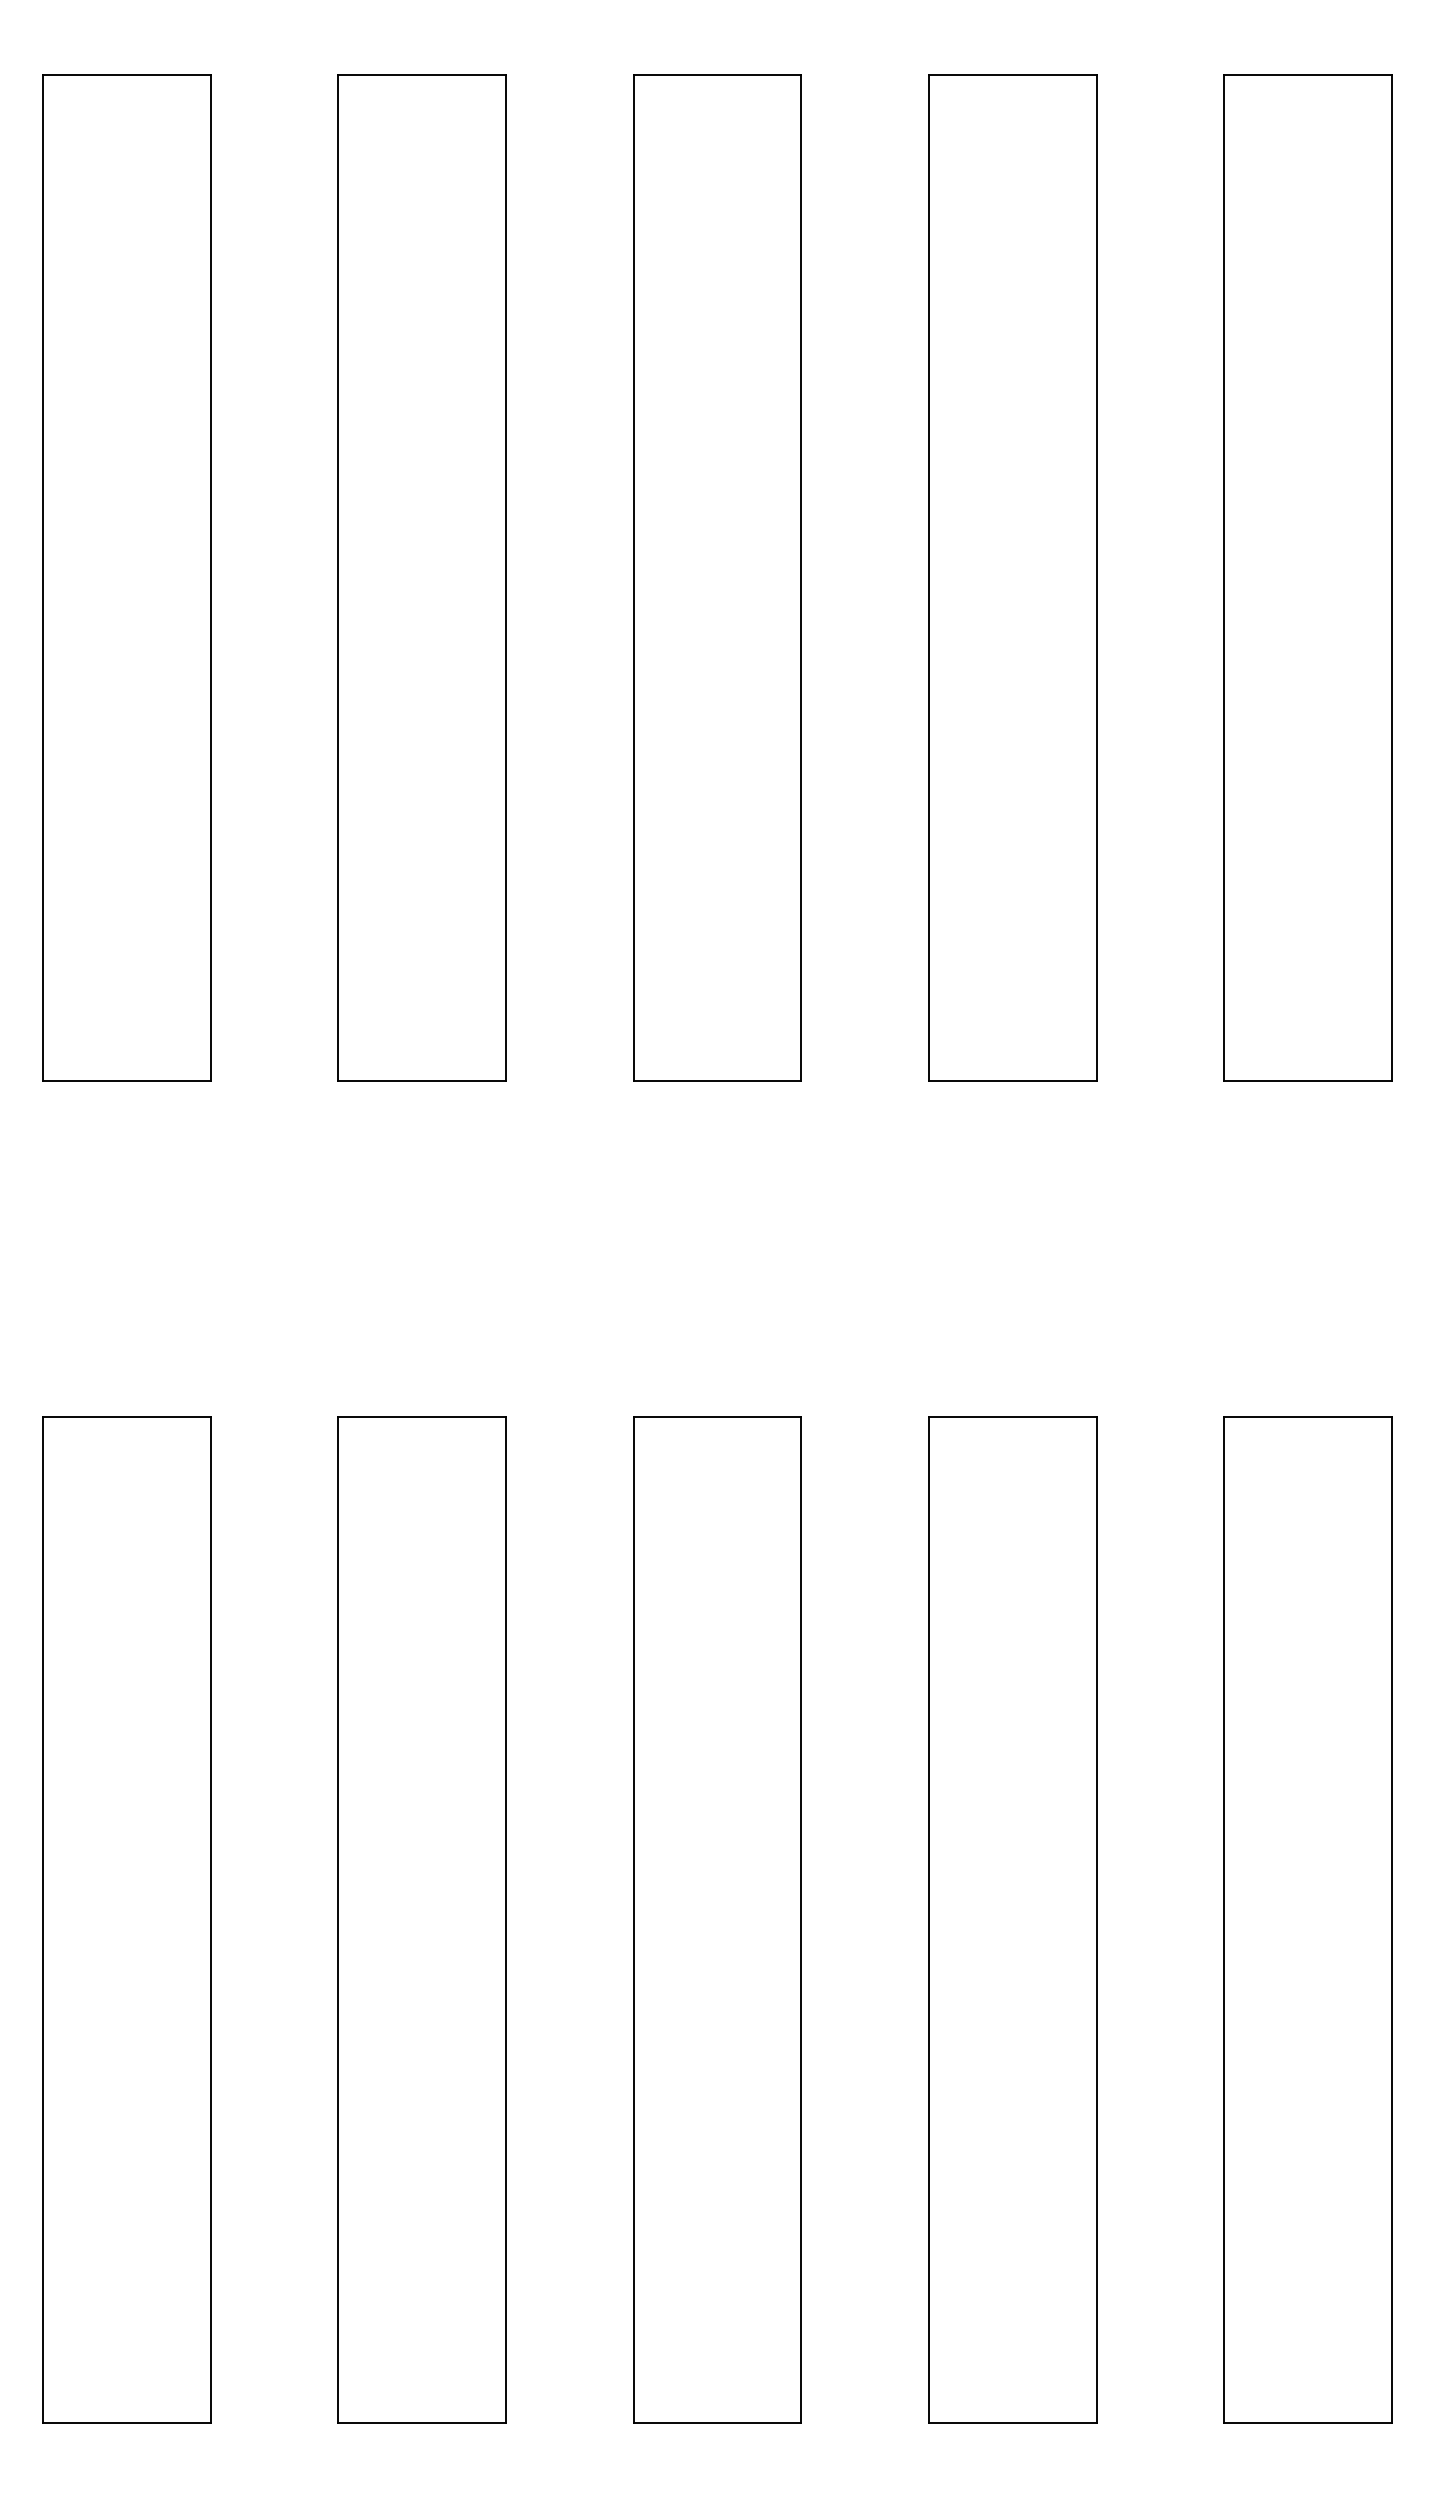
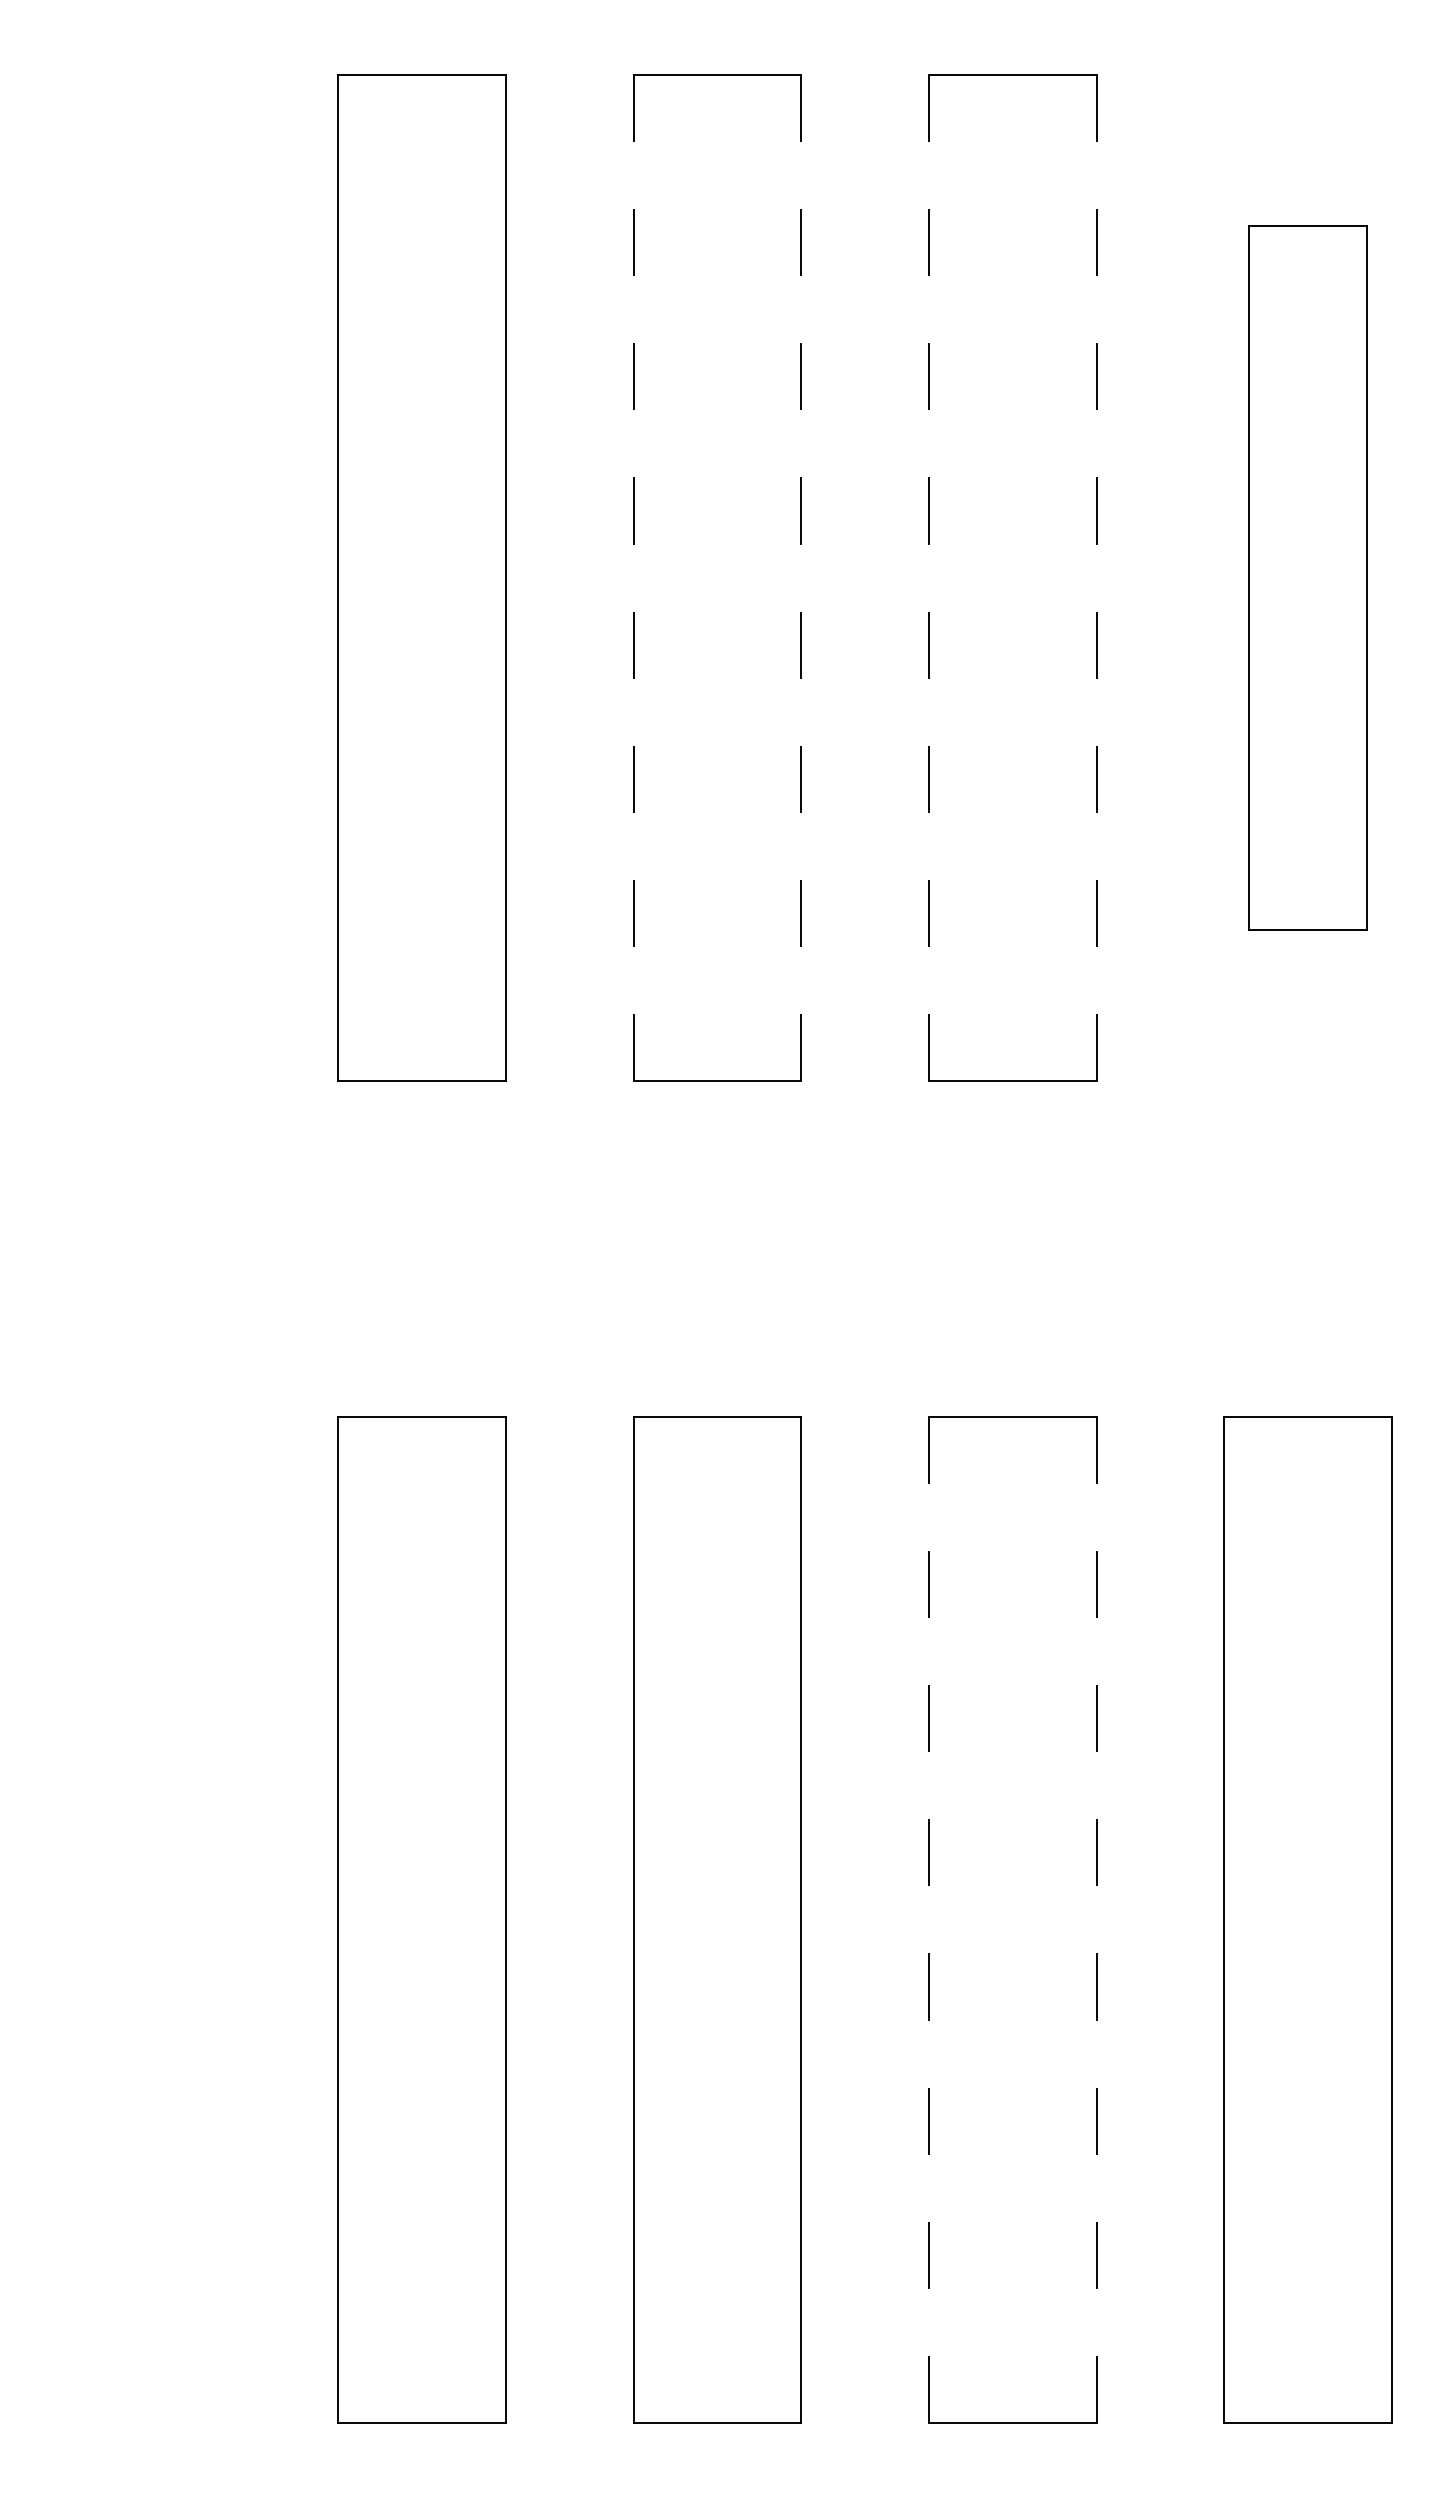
part: present -> none (126, 577)
line: solid -> dashed (633, 577)
line: solid -> dashed (928, 577)
part size: 170x1008 px -> 120x706 px (1307, 577)
line: solid -> dashed (801, 578)
line: solid -> dashed (1096, 578)
part: present -> none (126, 1919)
line: solid -> dashed (928, 1919)
line: solid -> dashed (1096, 1920)
